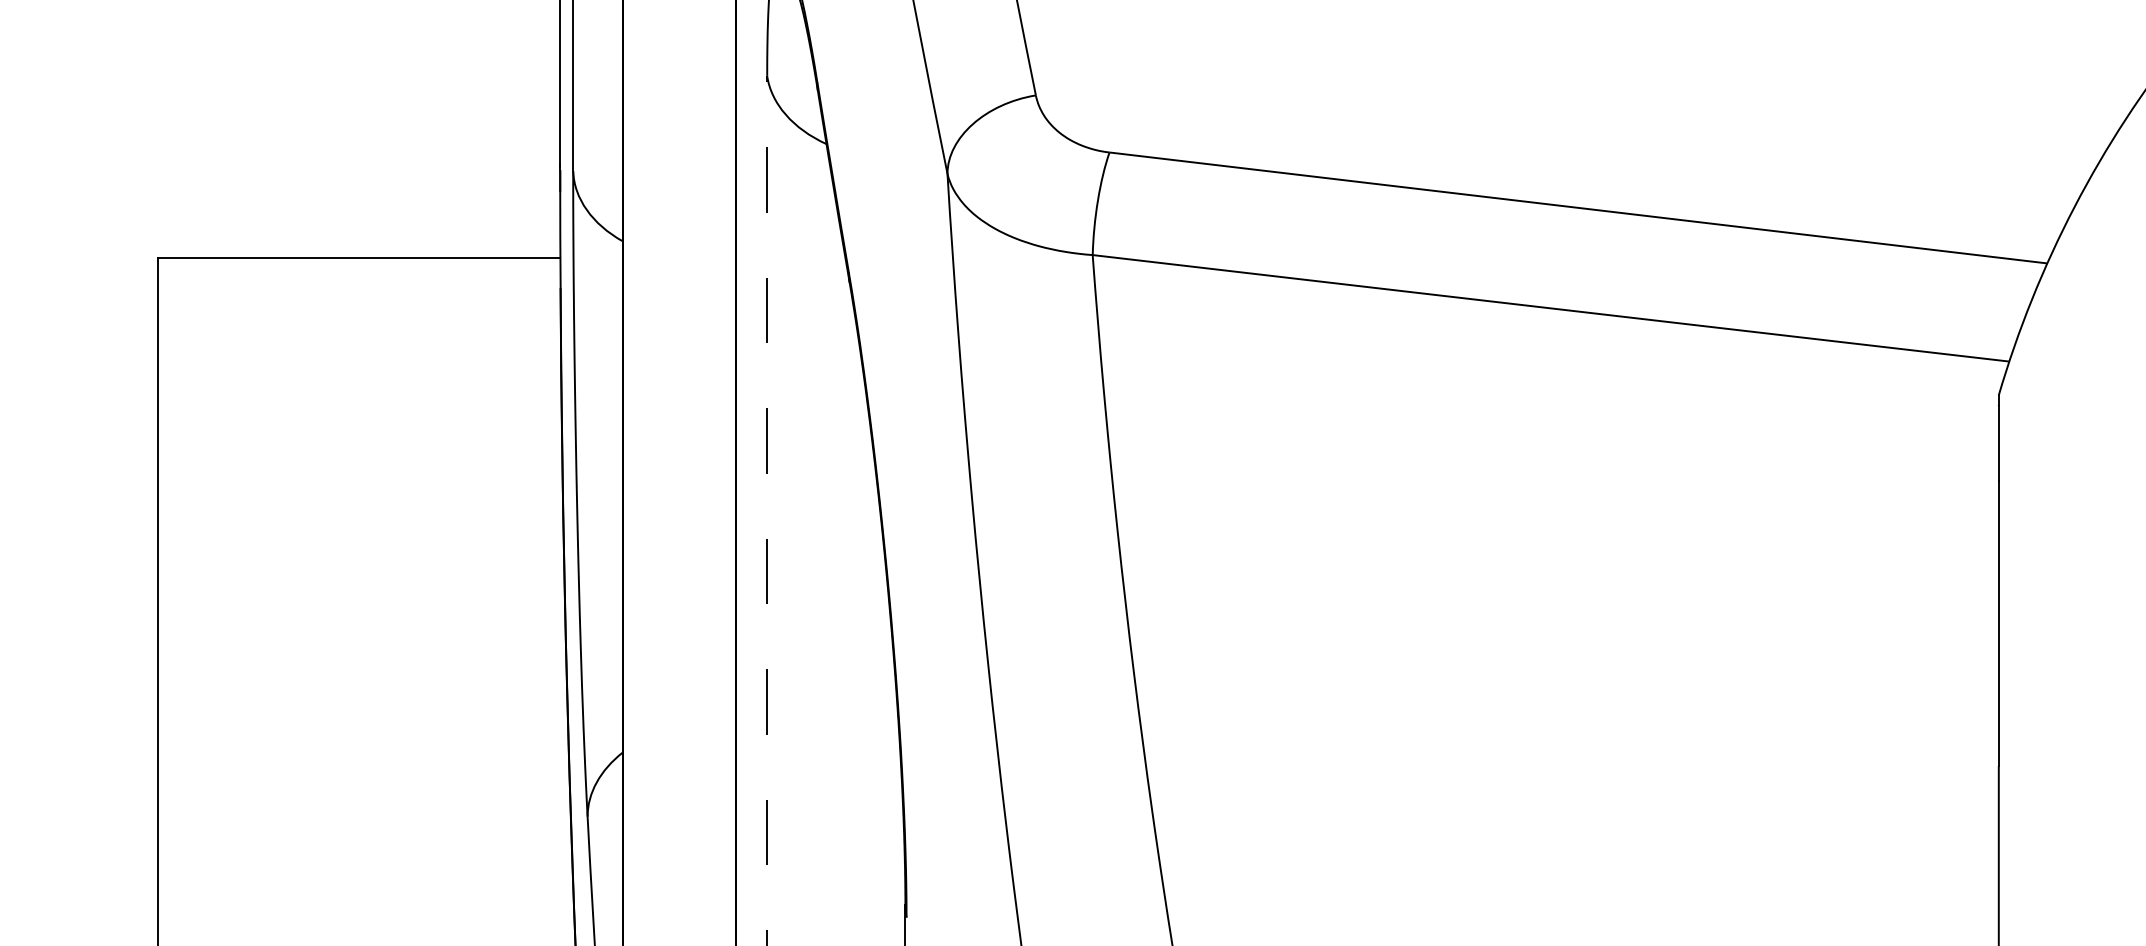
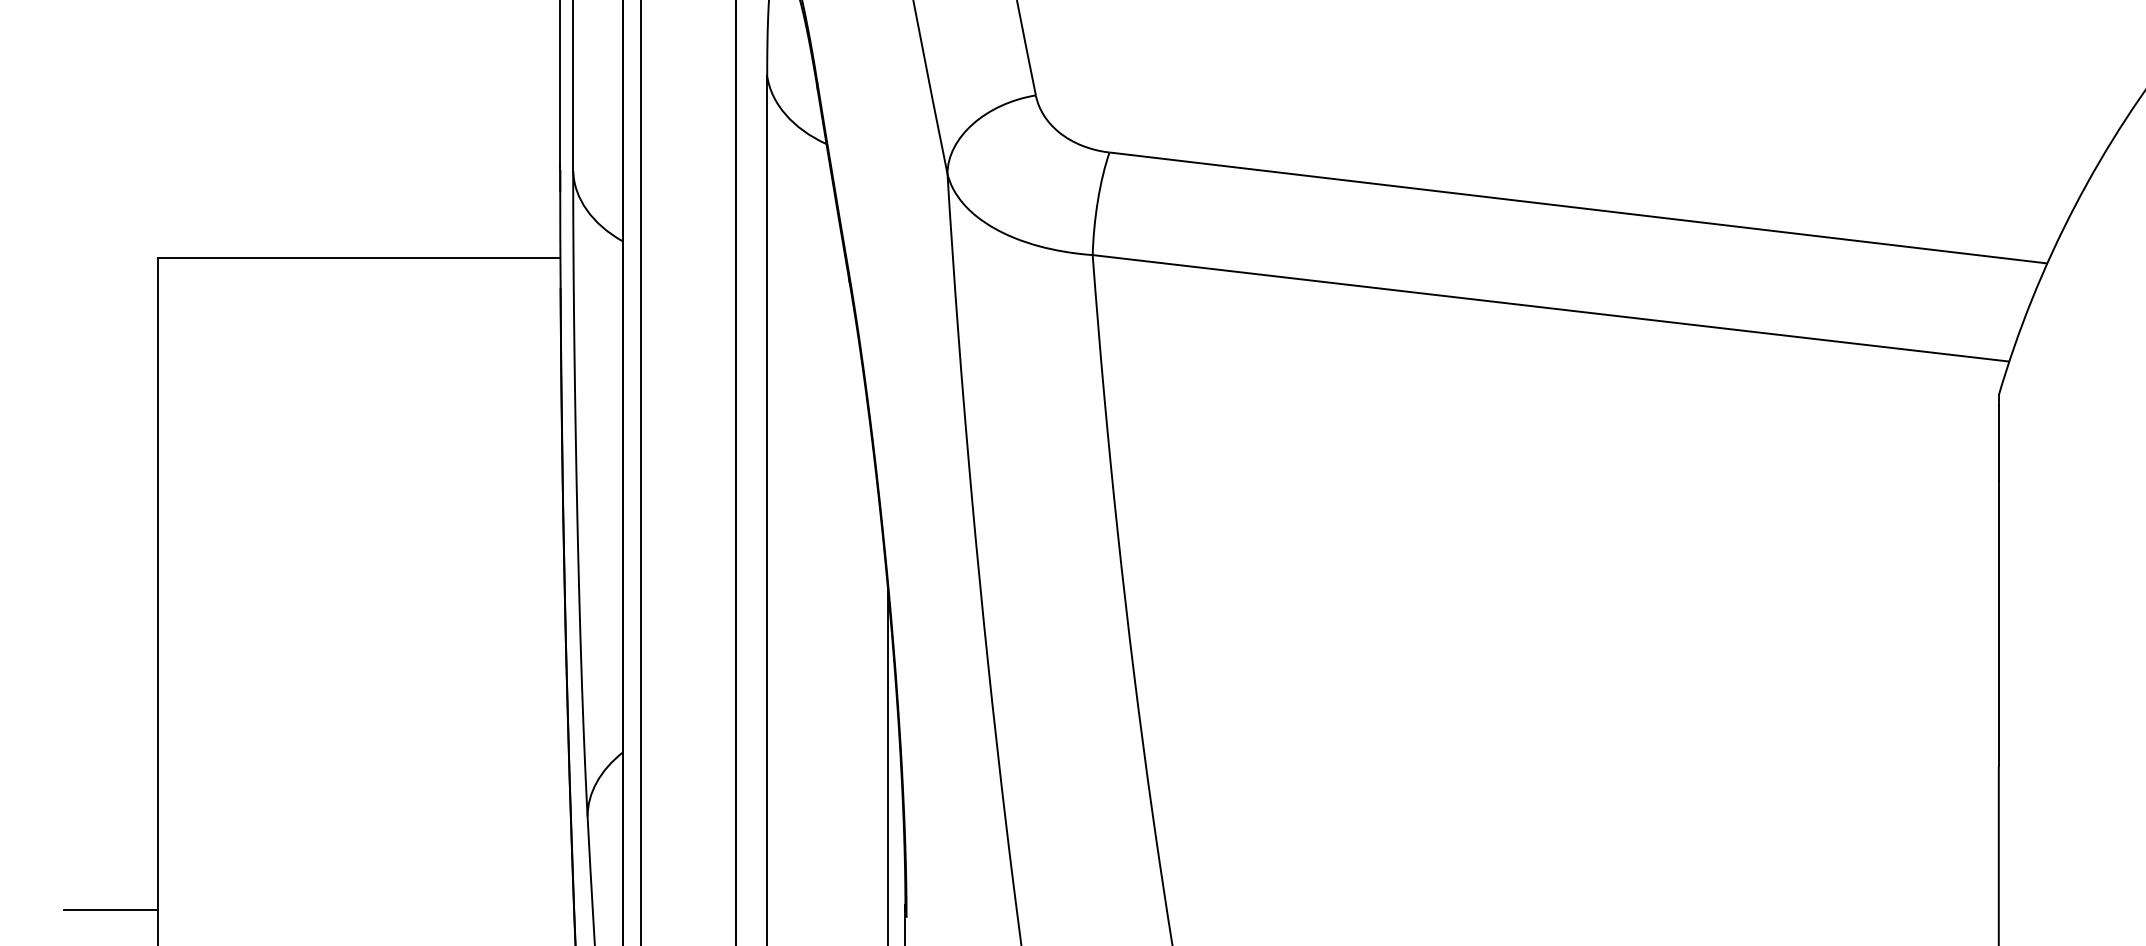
line: none -> present (640, 472)
line: dashed -> solid (767, 510)
line: none -> present (887, 764)
line: none -> present (111, 910)
